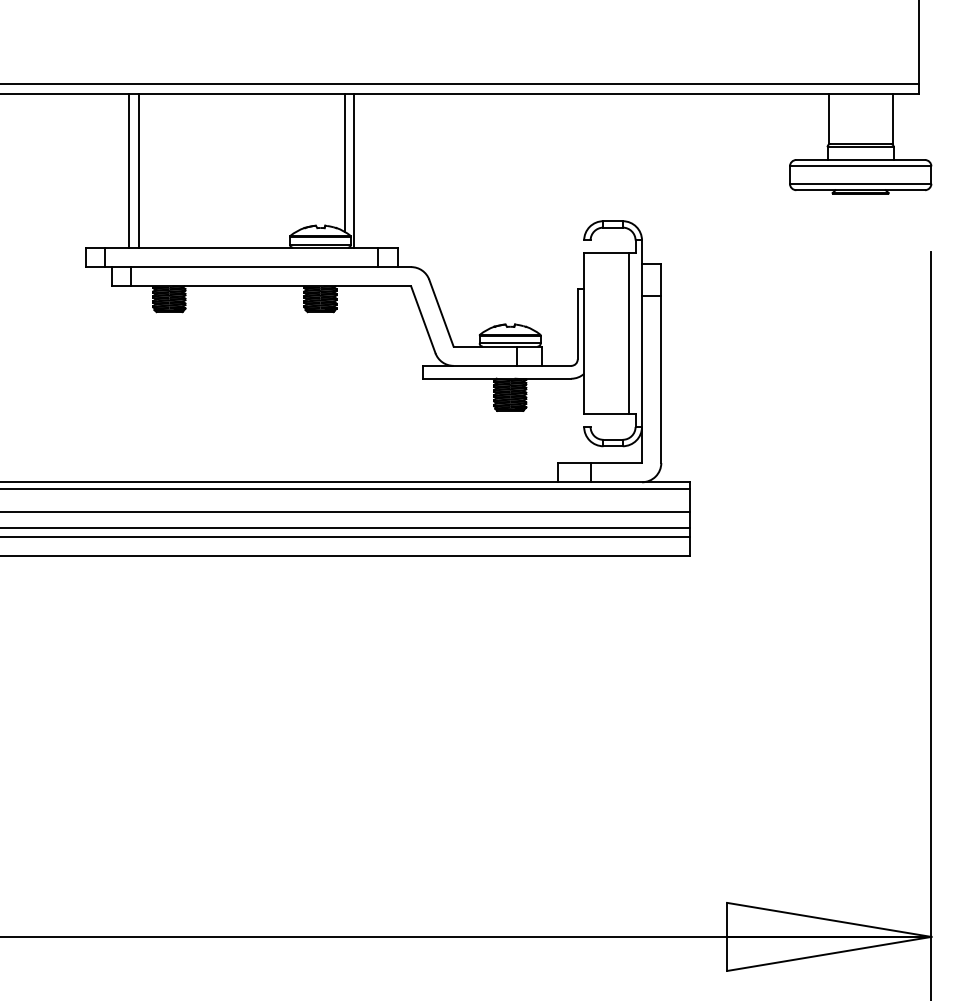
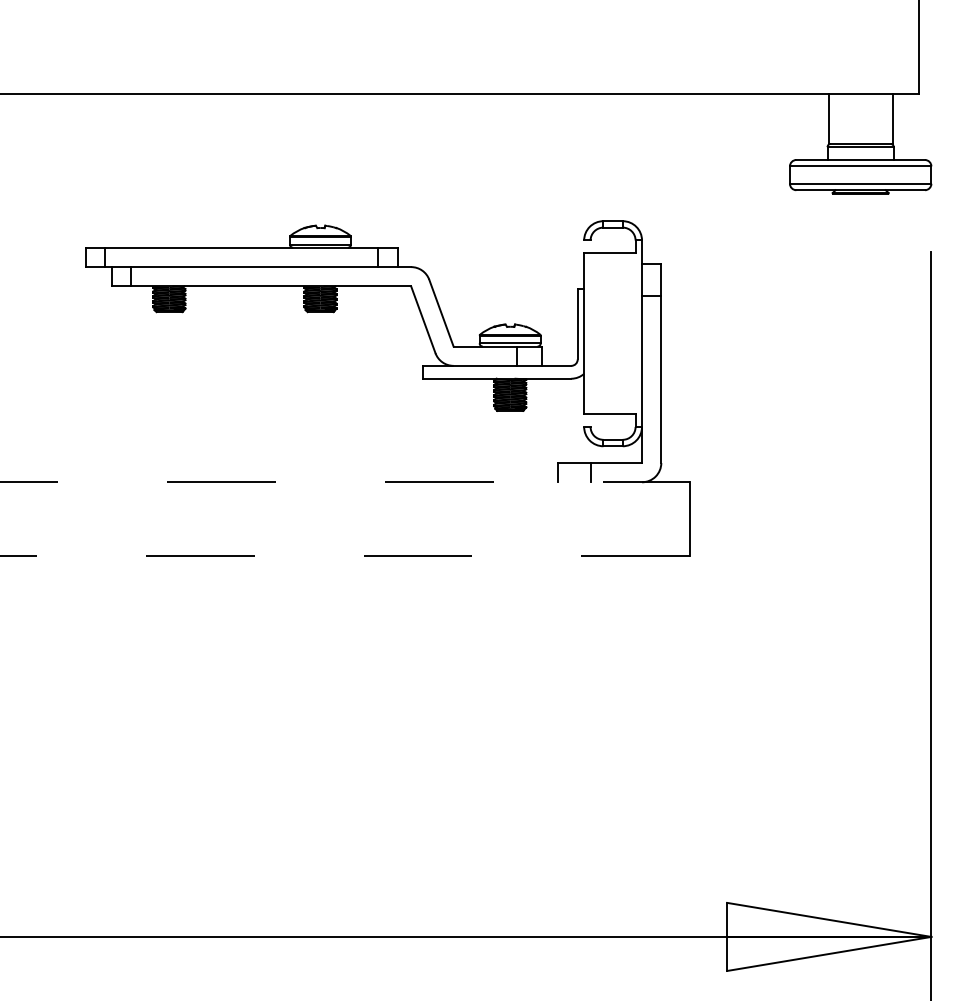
line: present -> none (460, 84)
line: present -> none (344, 162)
line: present -> none (129, 170)
line: present -> none (138, 170)
line: present -> none (354, 170)
line: present -> none (629, 333)
line: solid -> dashed (345, 482)
line: present -> none (346, 488)
line: present -> none (346, 512)
line: present -> none (346, 528)
line: present -> none (346, 536)
line: solid -> dashed (345, 556)
